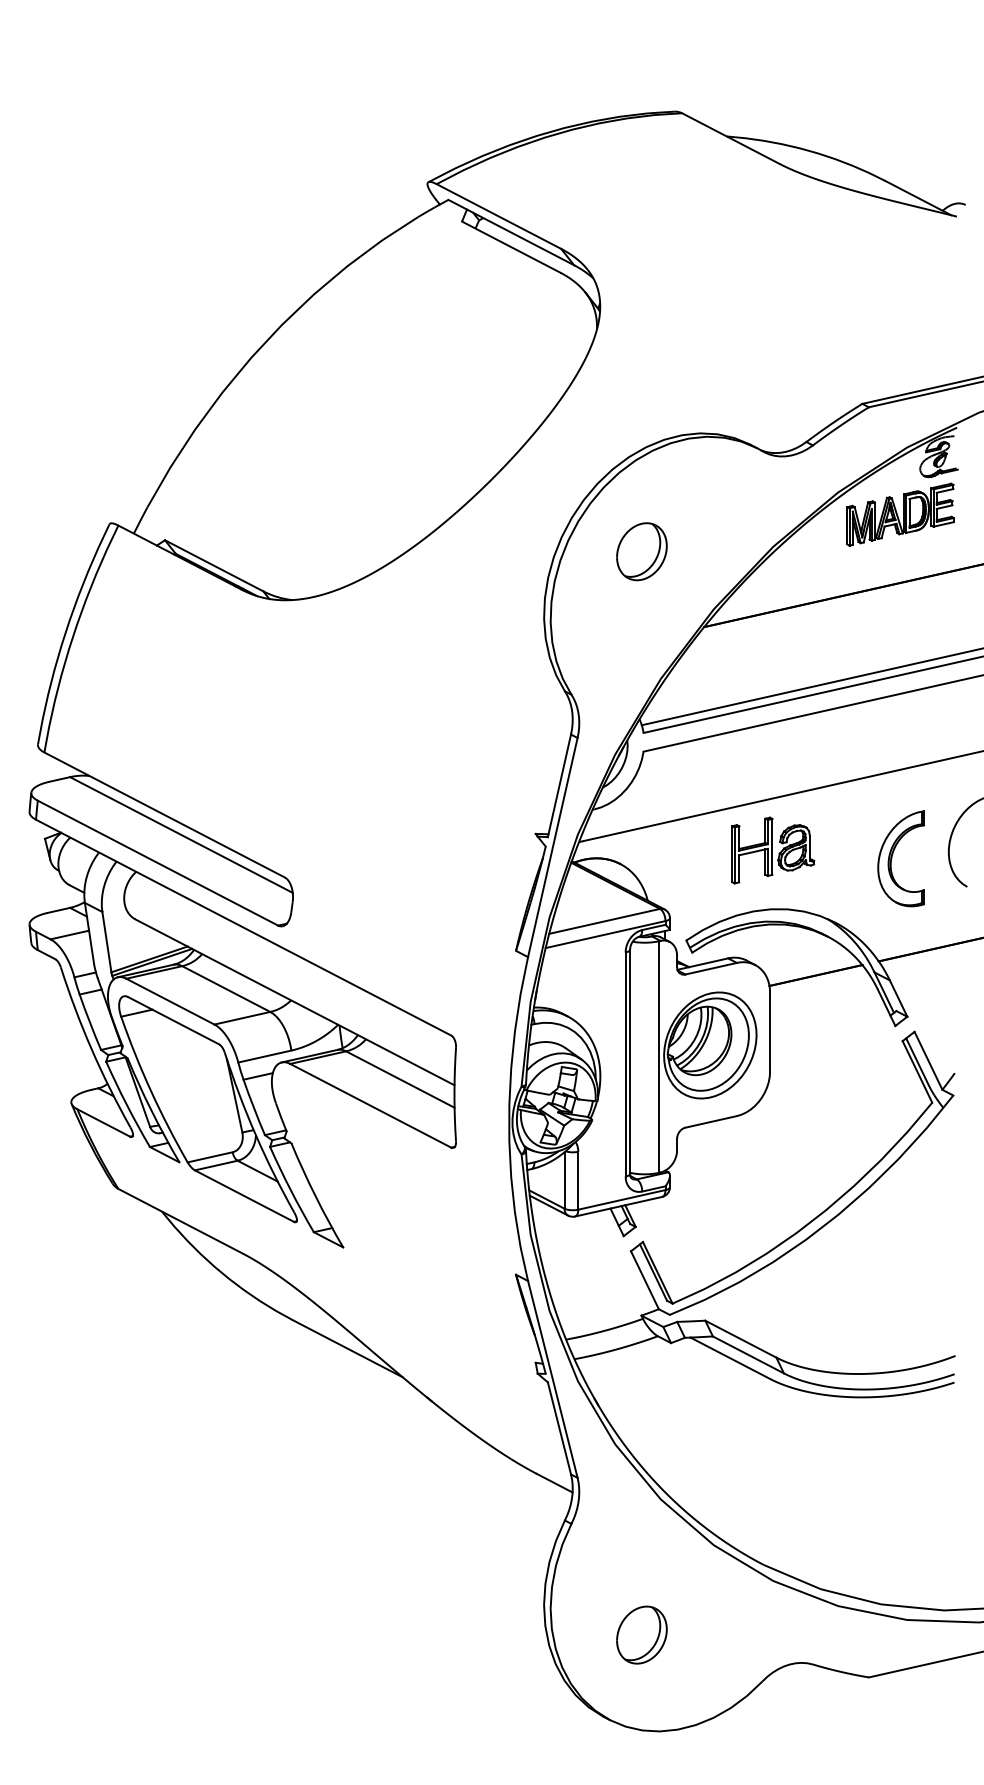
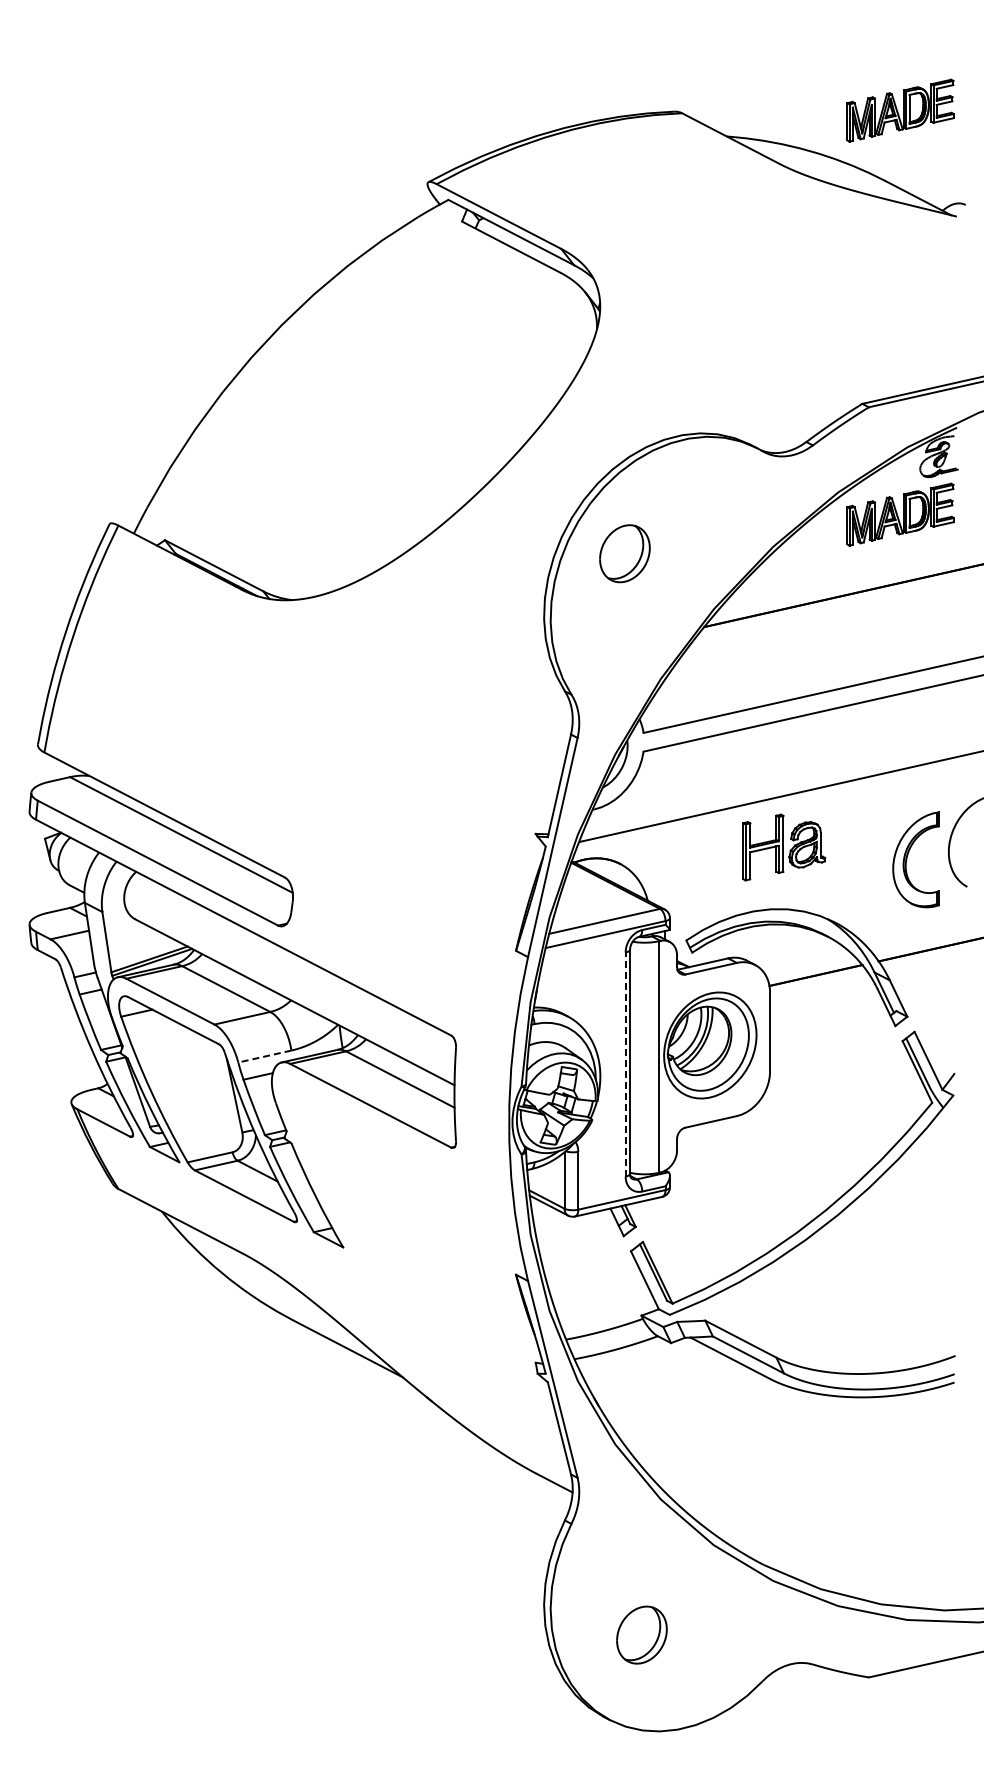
part: none -> present (900, 110)
part position: (641, 551) -> (624, 553) (624, 553)
line: present -> none (810, 687)
part position: (773, 850) -> (784, 847) (784, 847)
part position: (892, 858) -> (907, 859) (907, 859)
line: solid -> dashed (264, 1056)
line: solid -> dashed (625, 1064)
